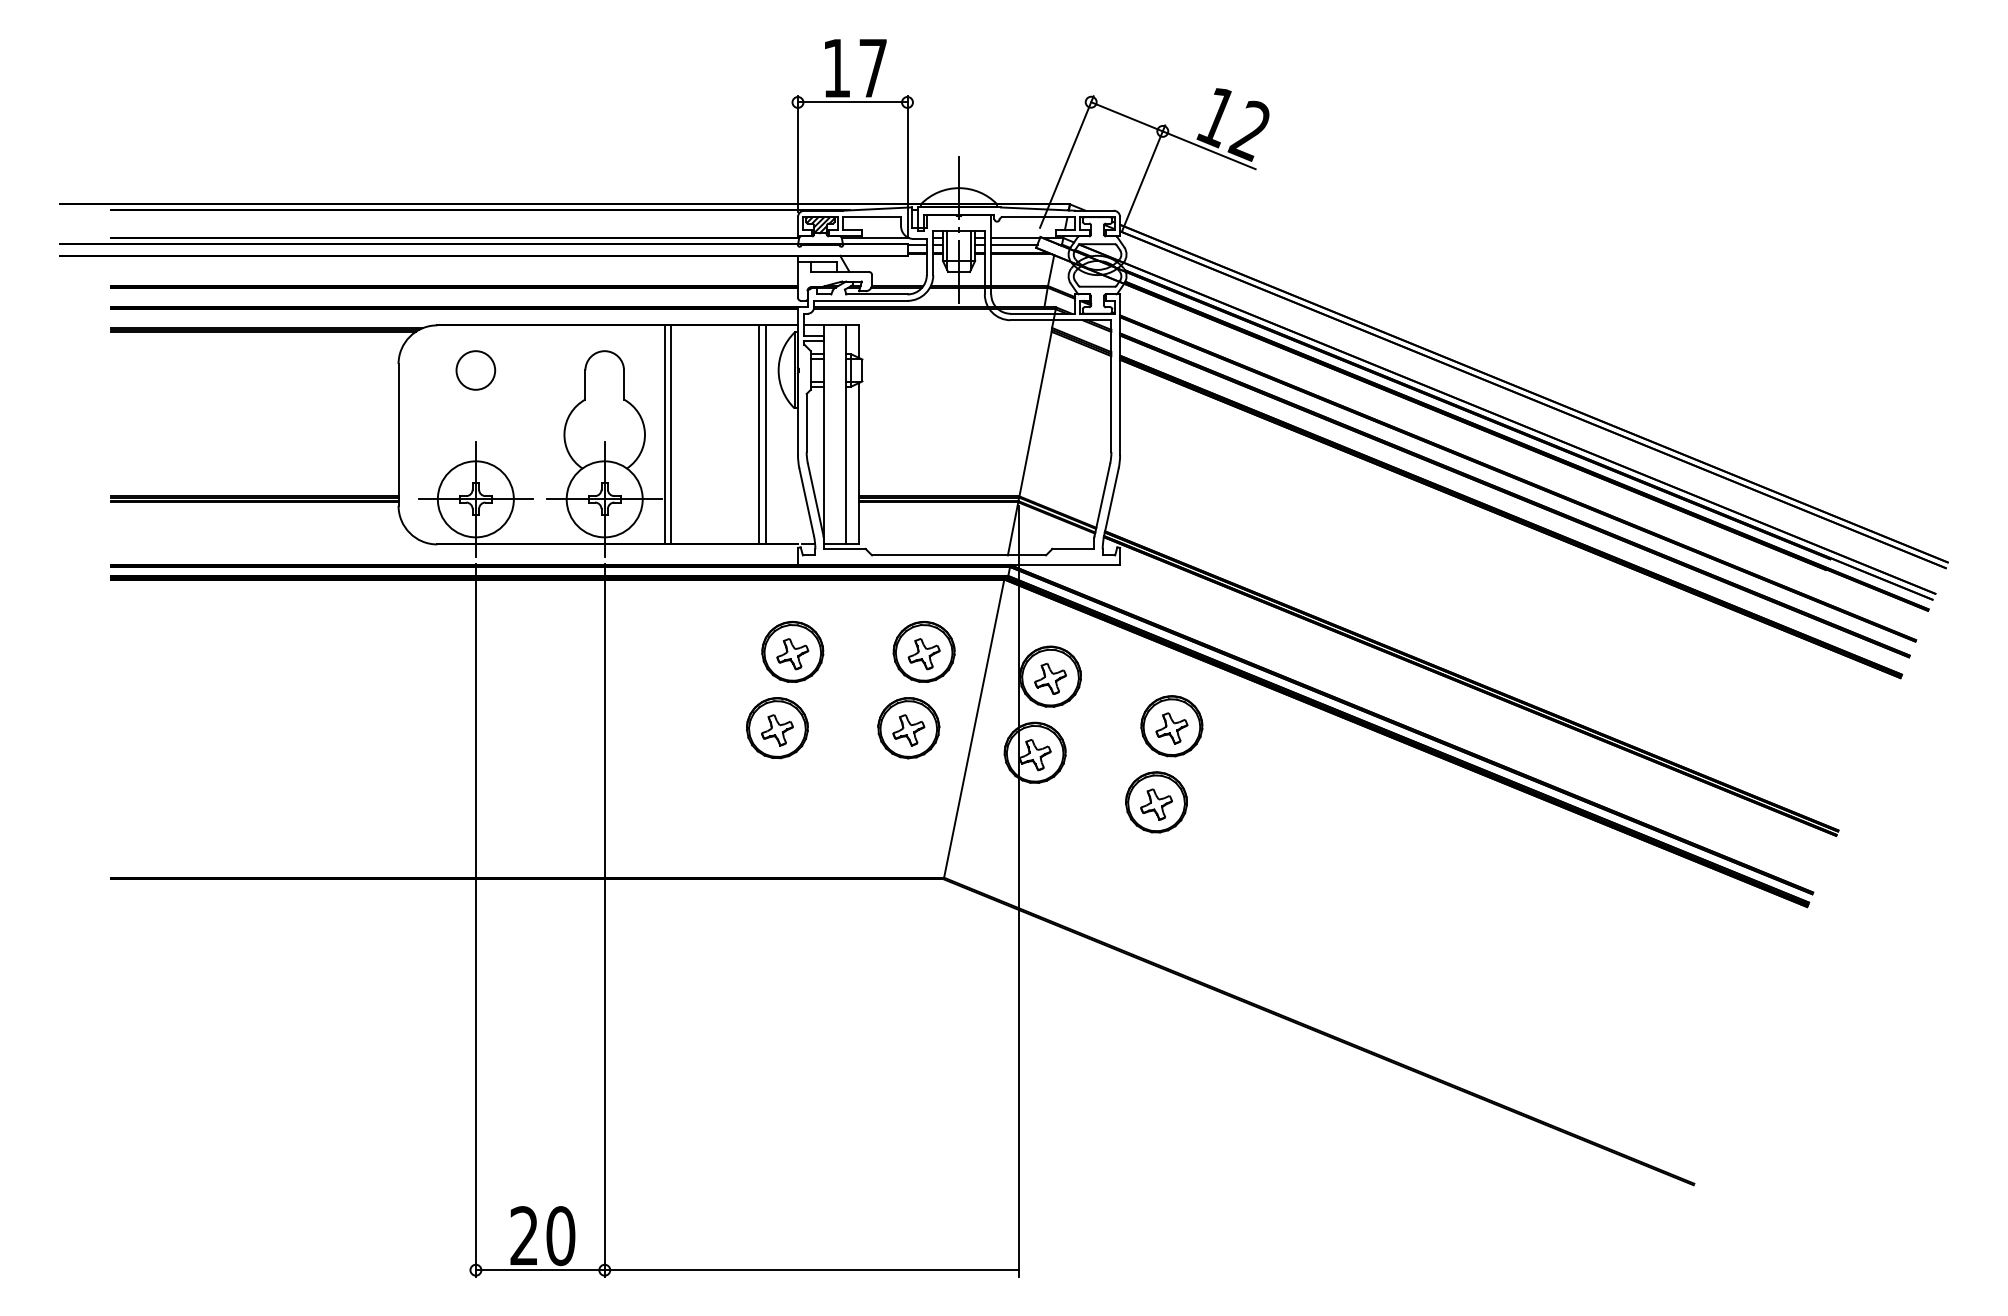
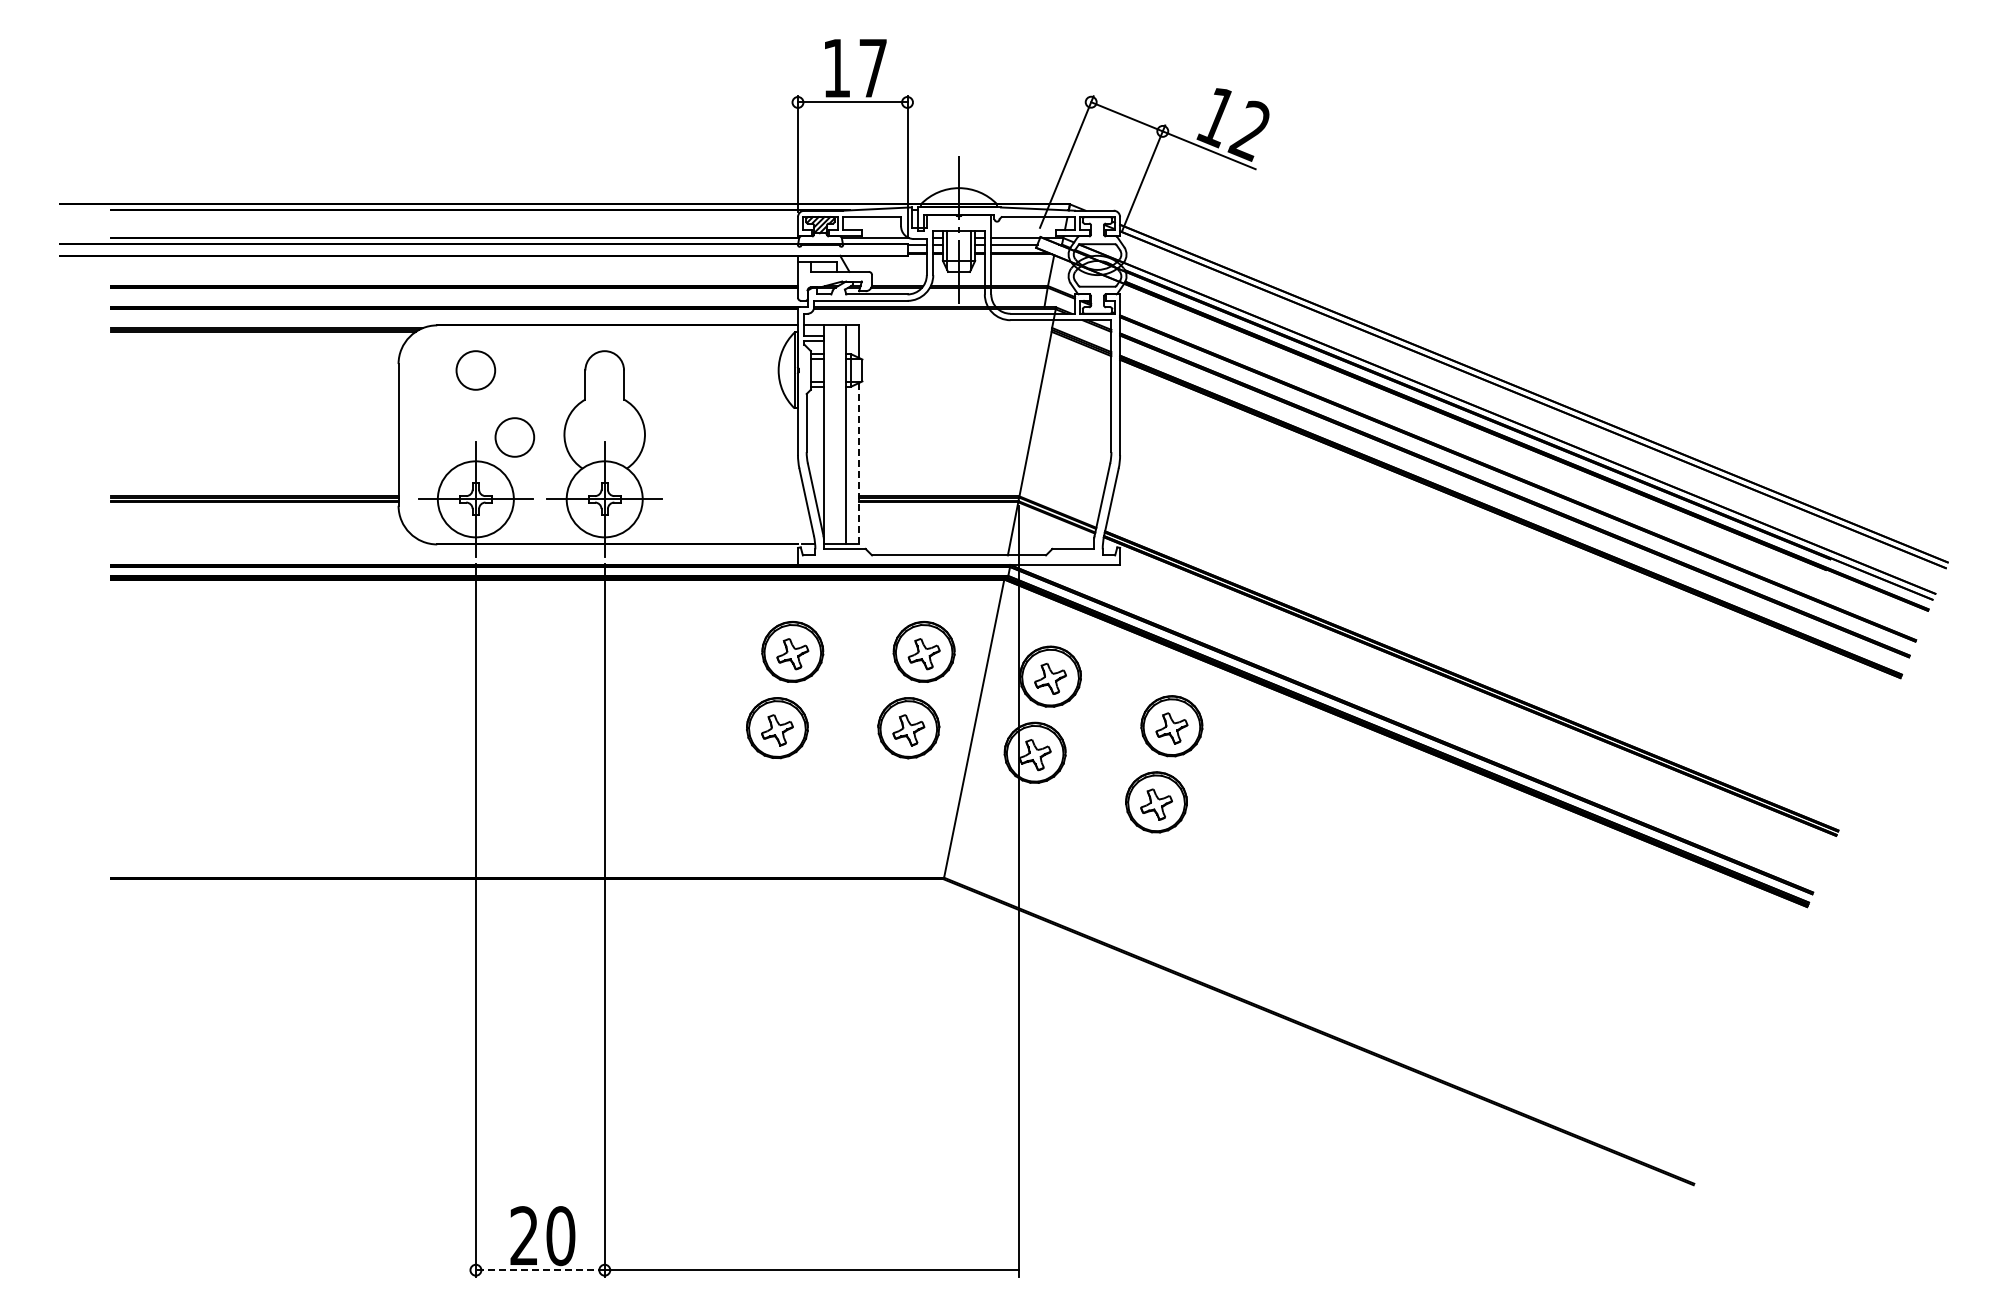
line: present -> none (664, 434)
line: present -> none (671, 434)
line: present -> none (759, 434)
line: present -> none (765, 434)
circle: none -> present (514, 437)
line: solid -> dashed (859, 463)
line: solid -> dashed (539, 1270)
